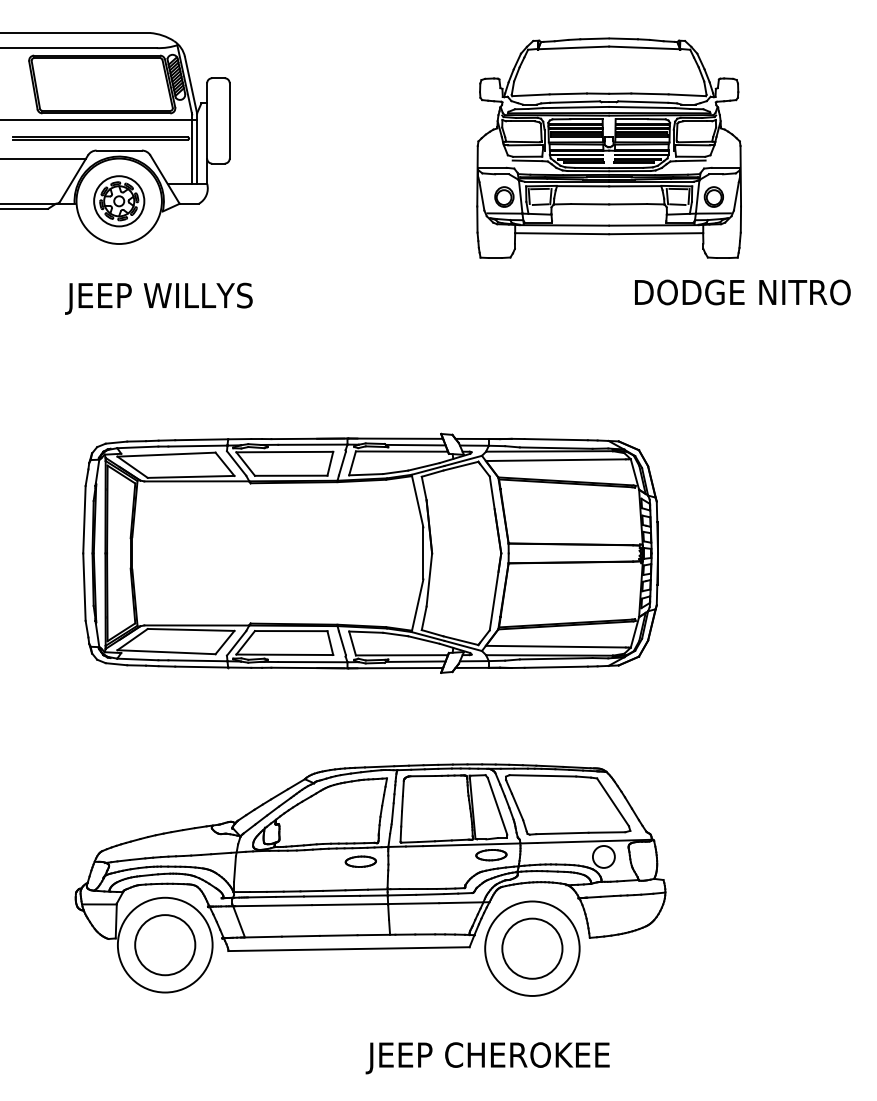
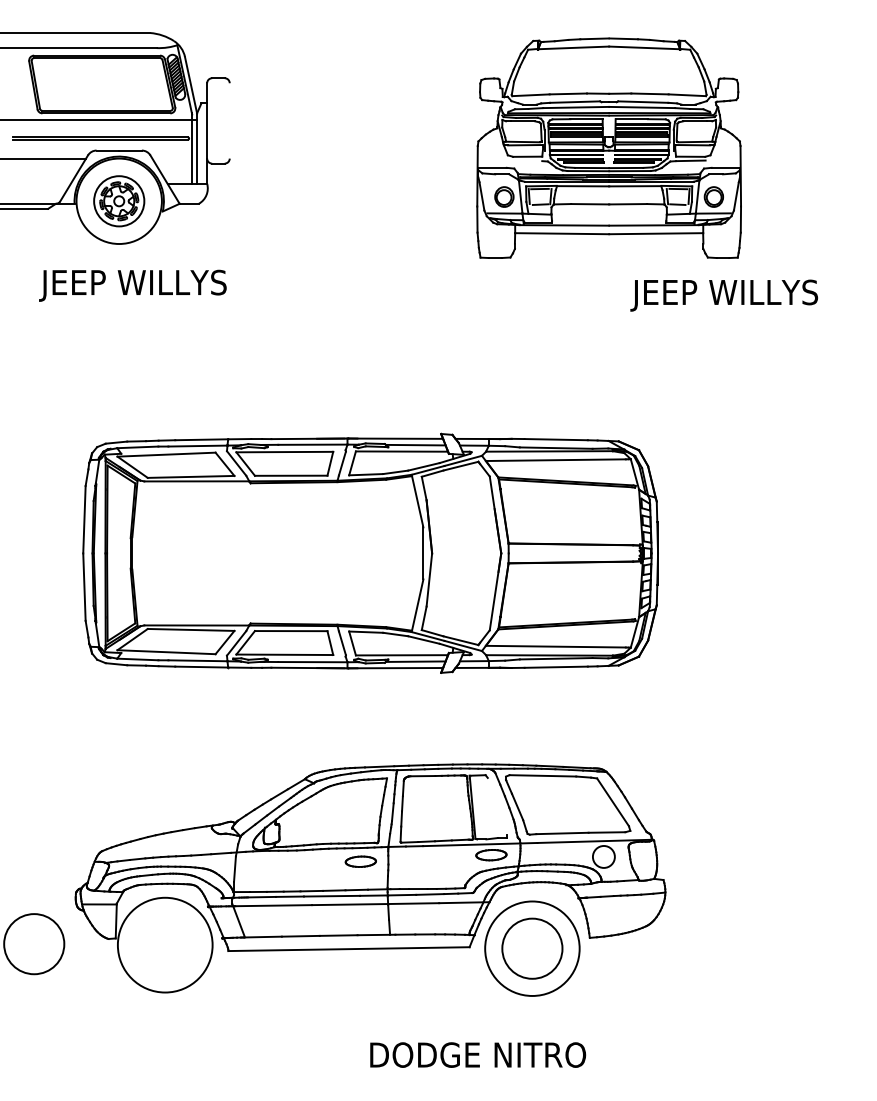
line: present -> none (229, 120)
line: present -> none (527, 160)
text: DODGE NITRO -> JEEP WILLYS (740, 295)
text position: (158, 298) -> (132, 285) (132, 285)
line: present -> none (497, 805)
circle position: (165, 945) -> (34, 944) (34, 944)
text: JEEP CHEROKEE -> DODGE NITRO (487, 1058)
